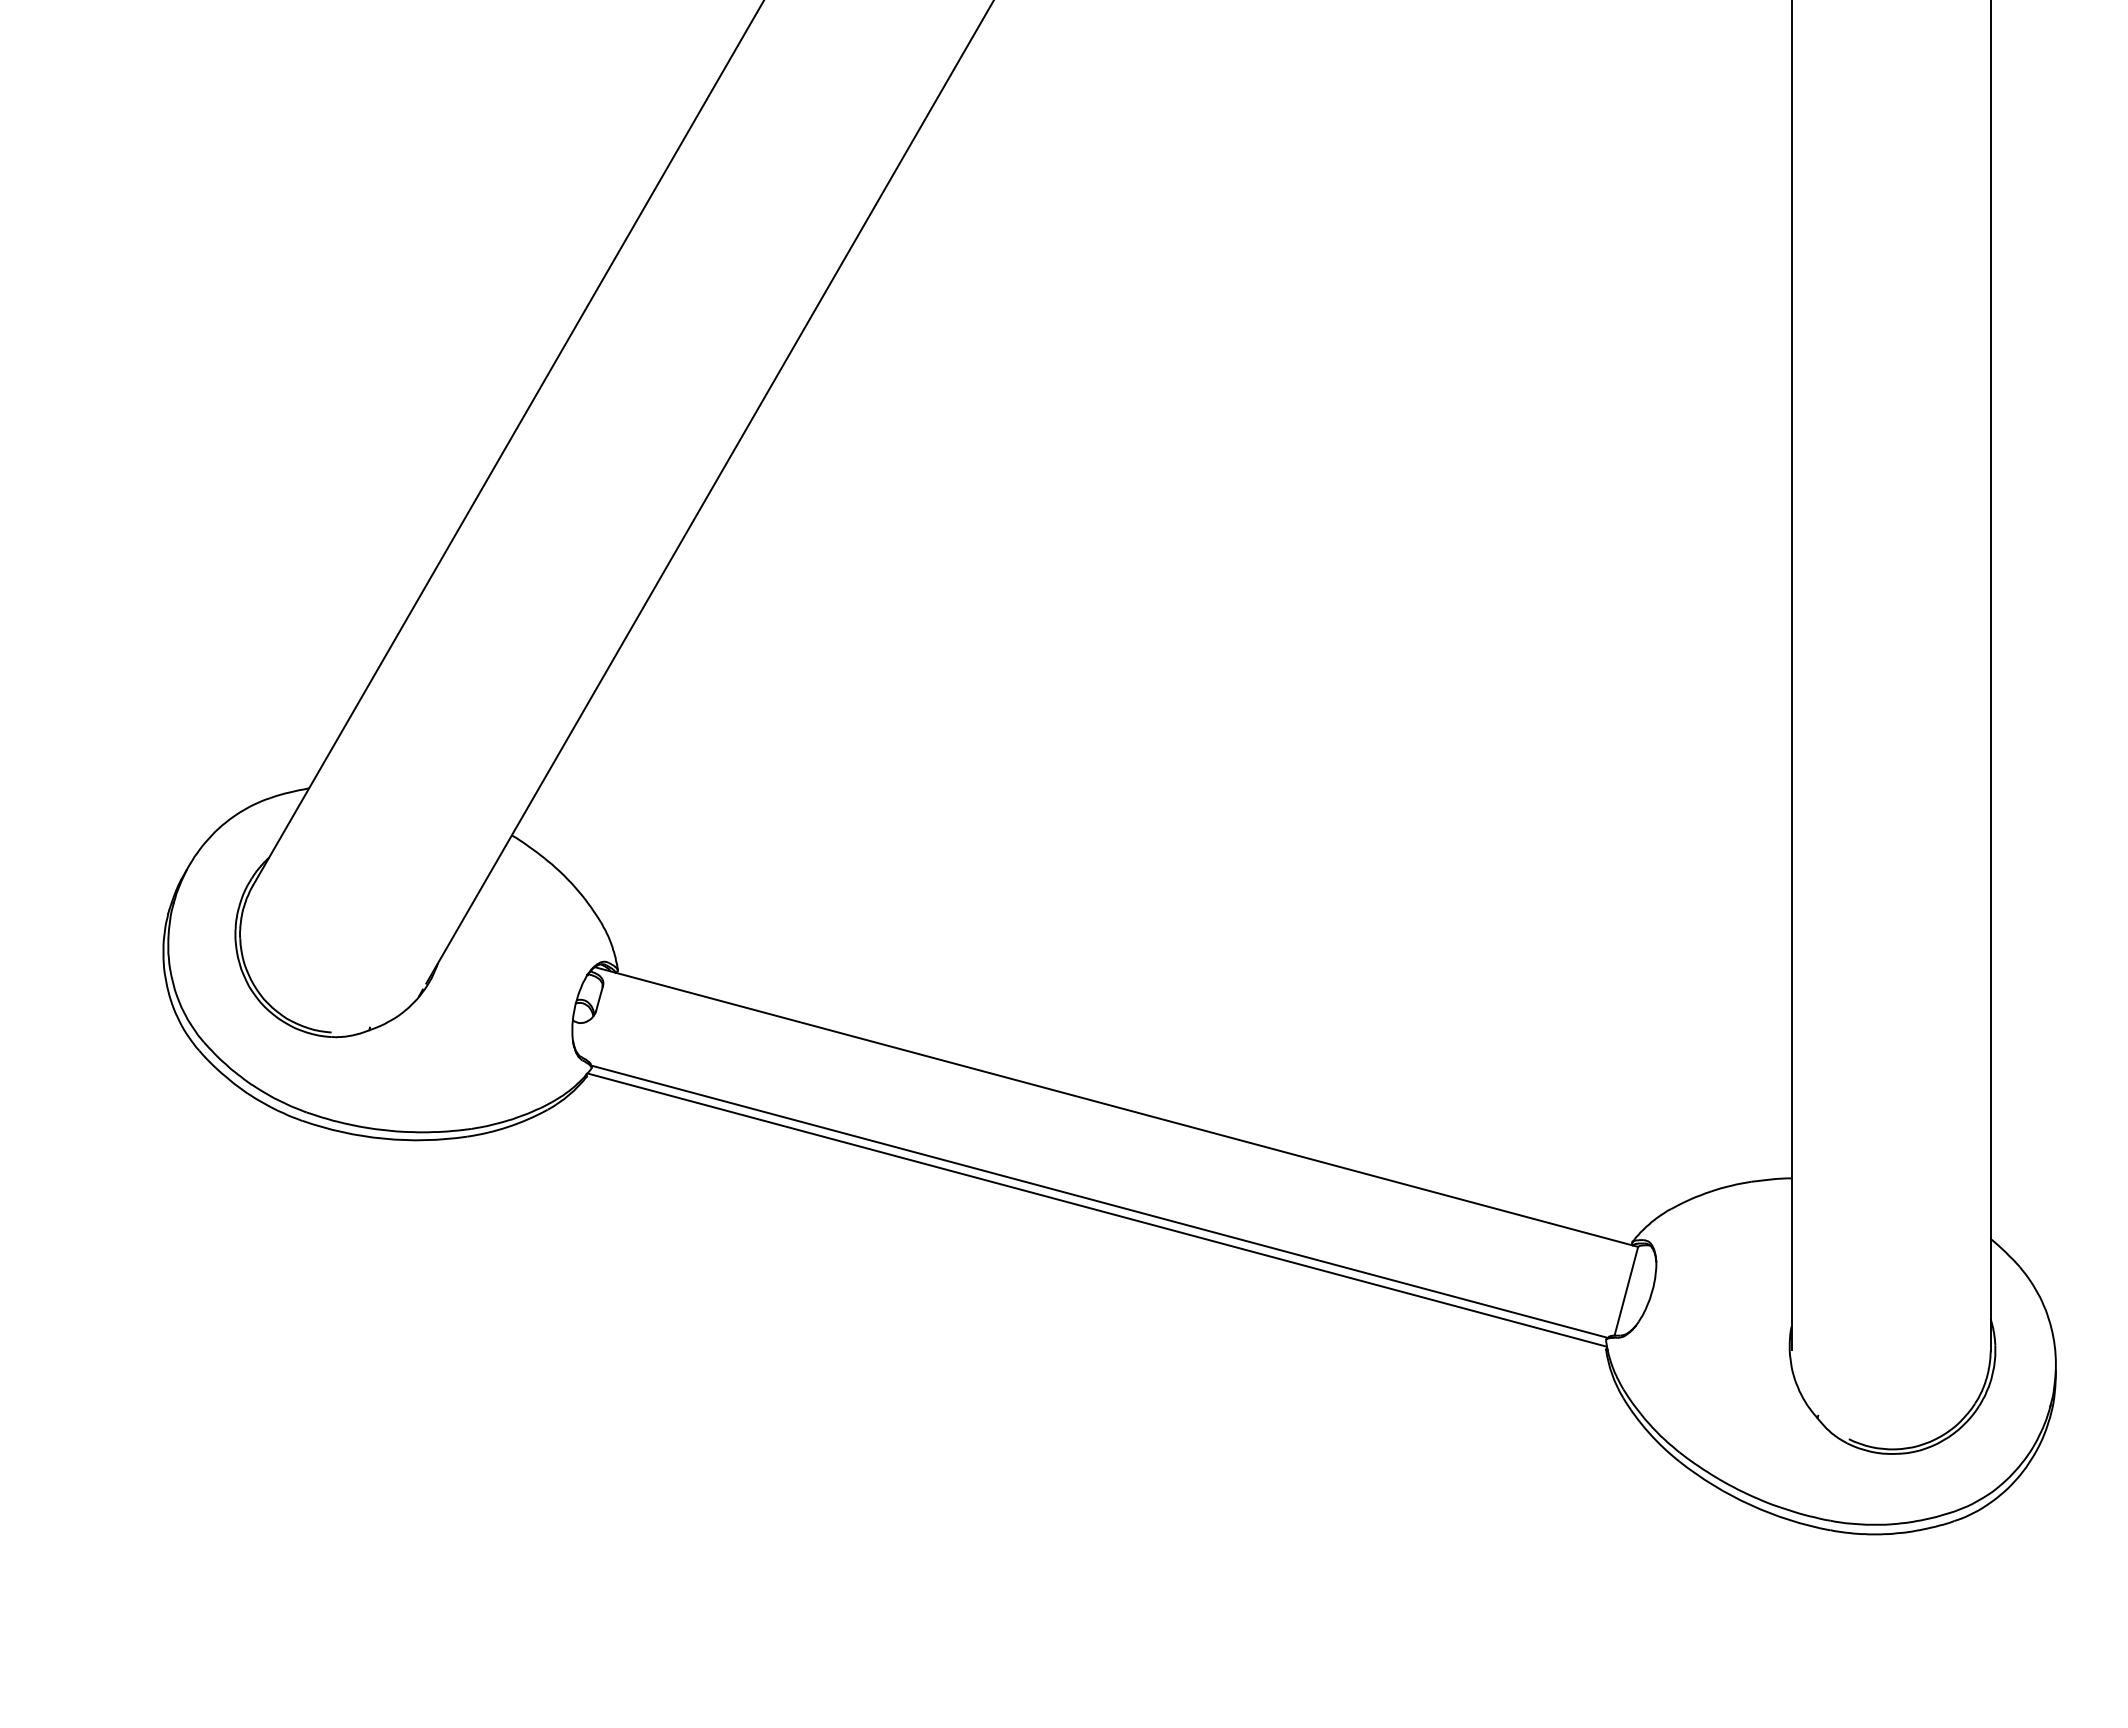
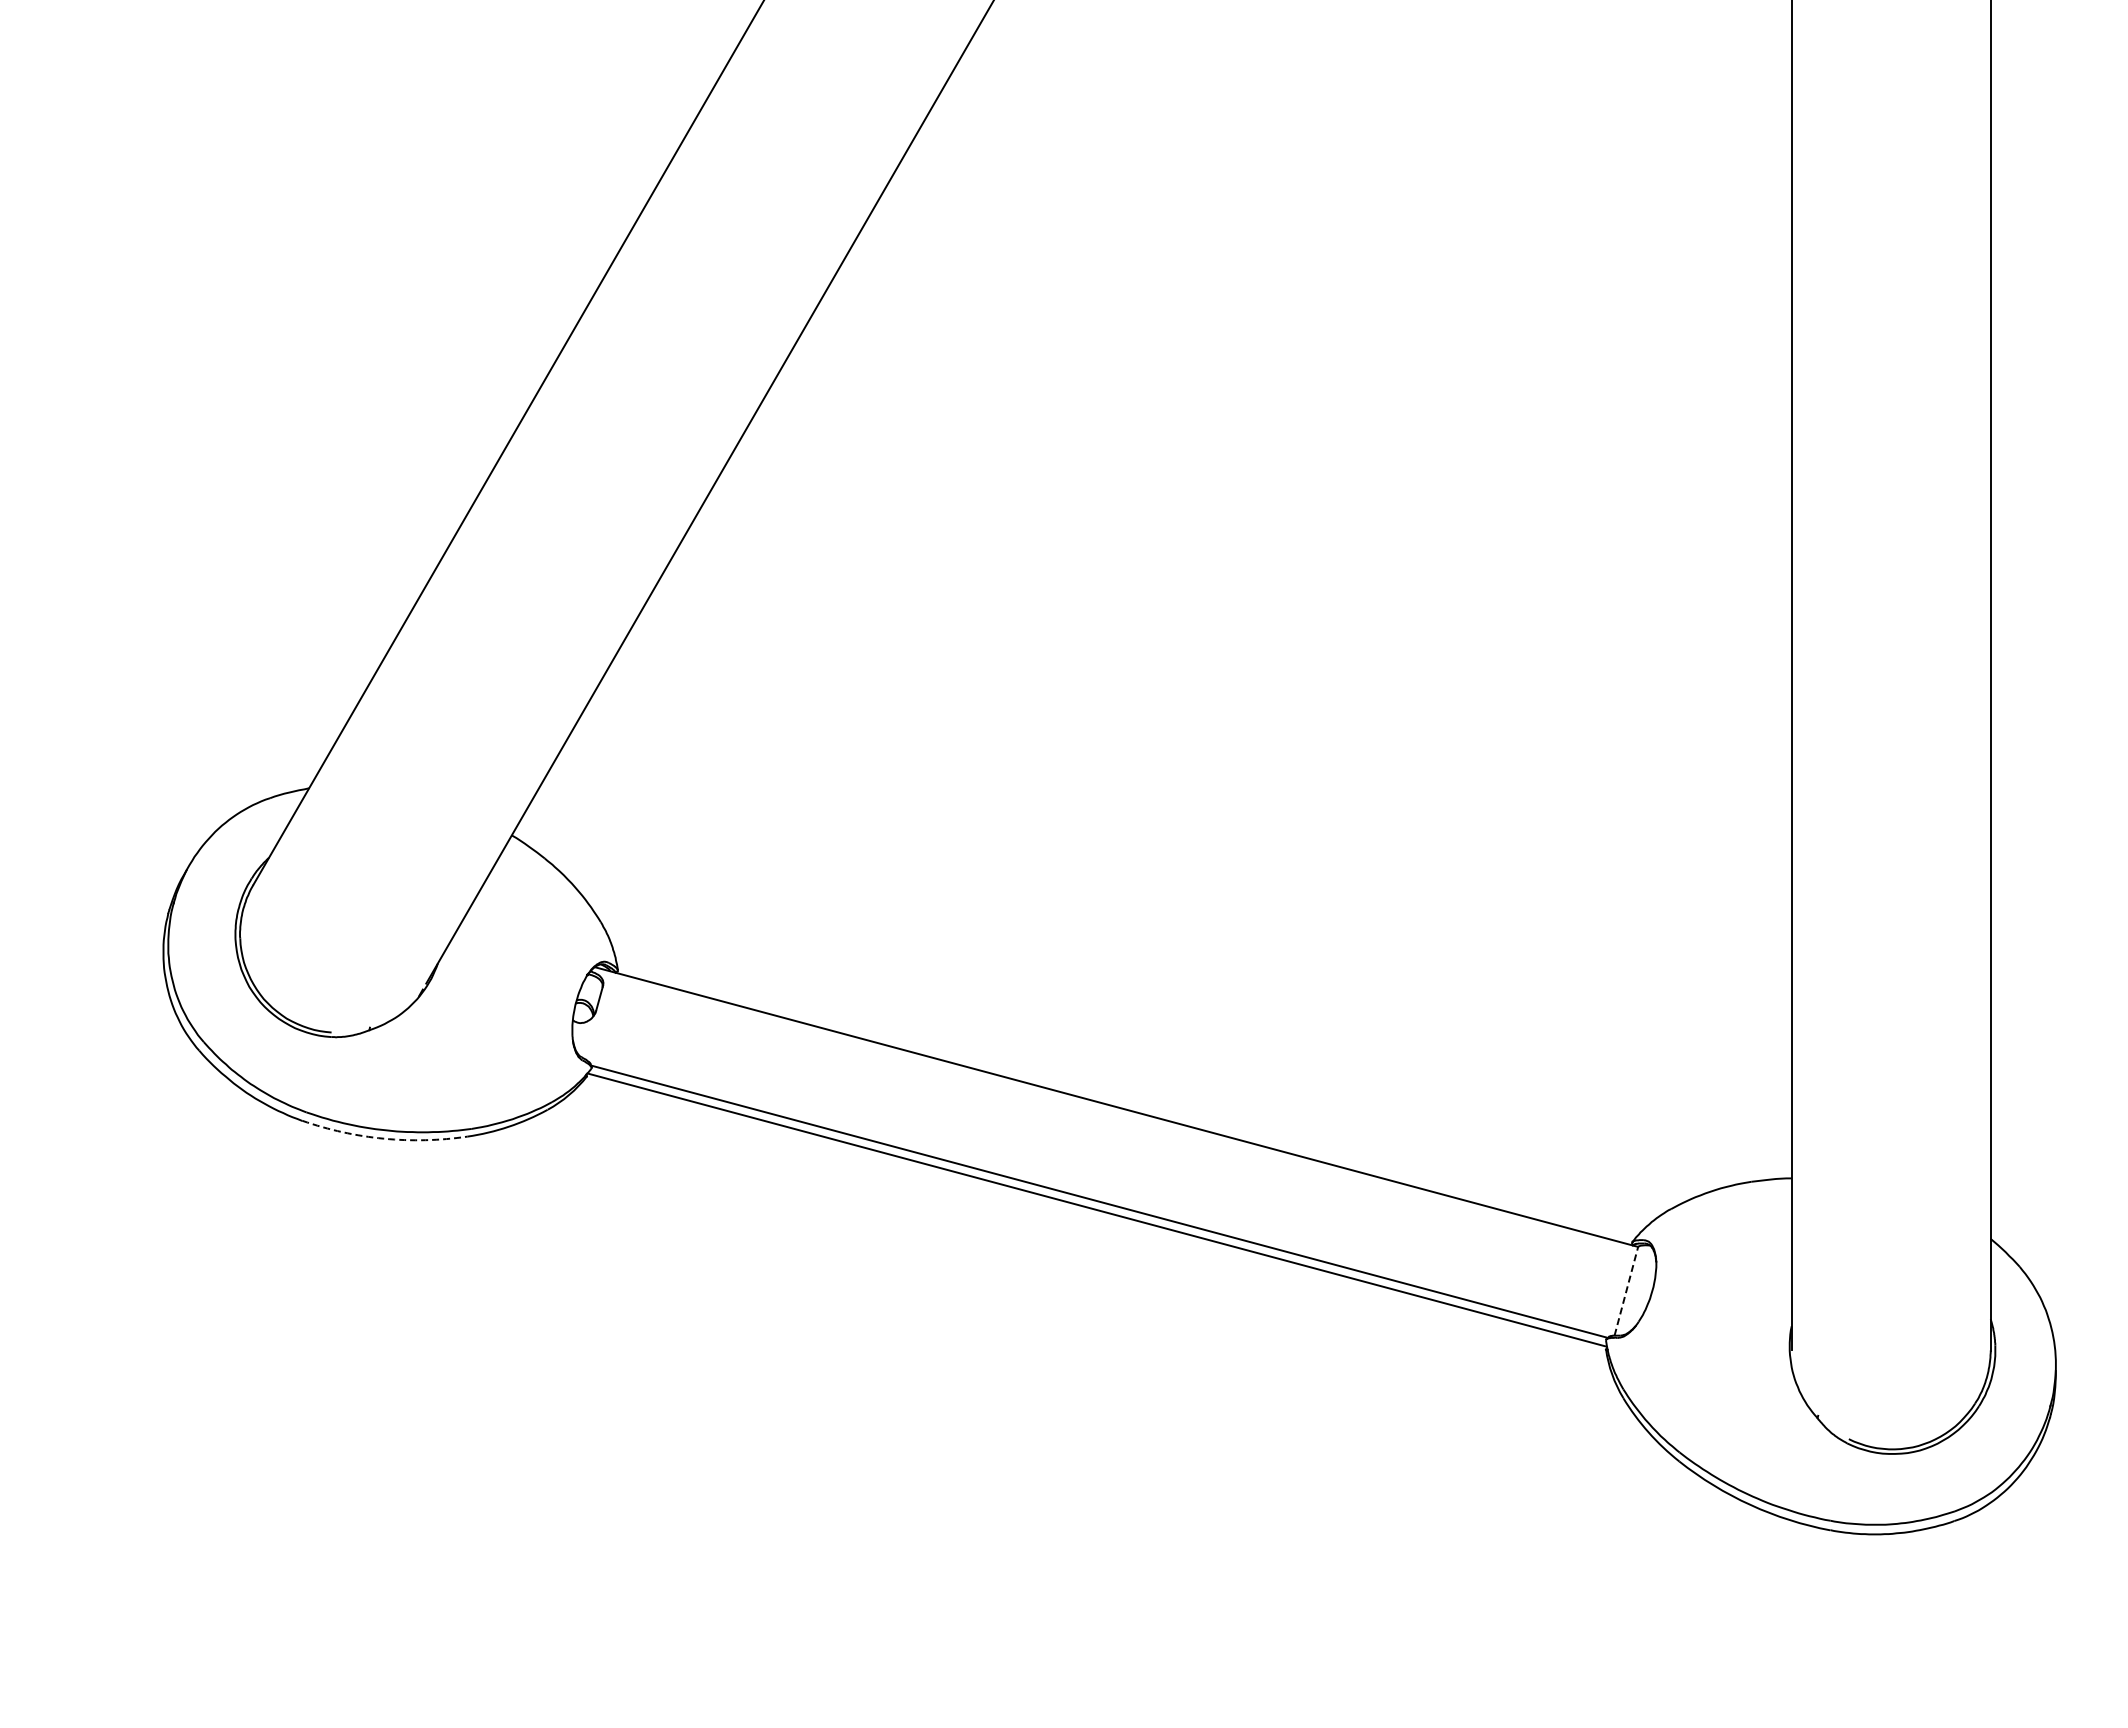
arc: solid -> dashed (383, 1138)
line: solid -> dashed (1626, 1291)
